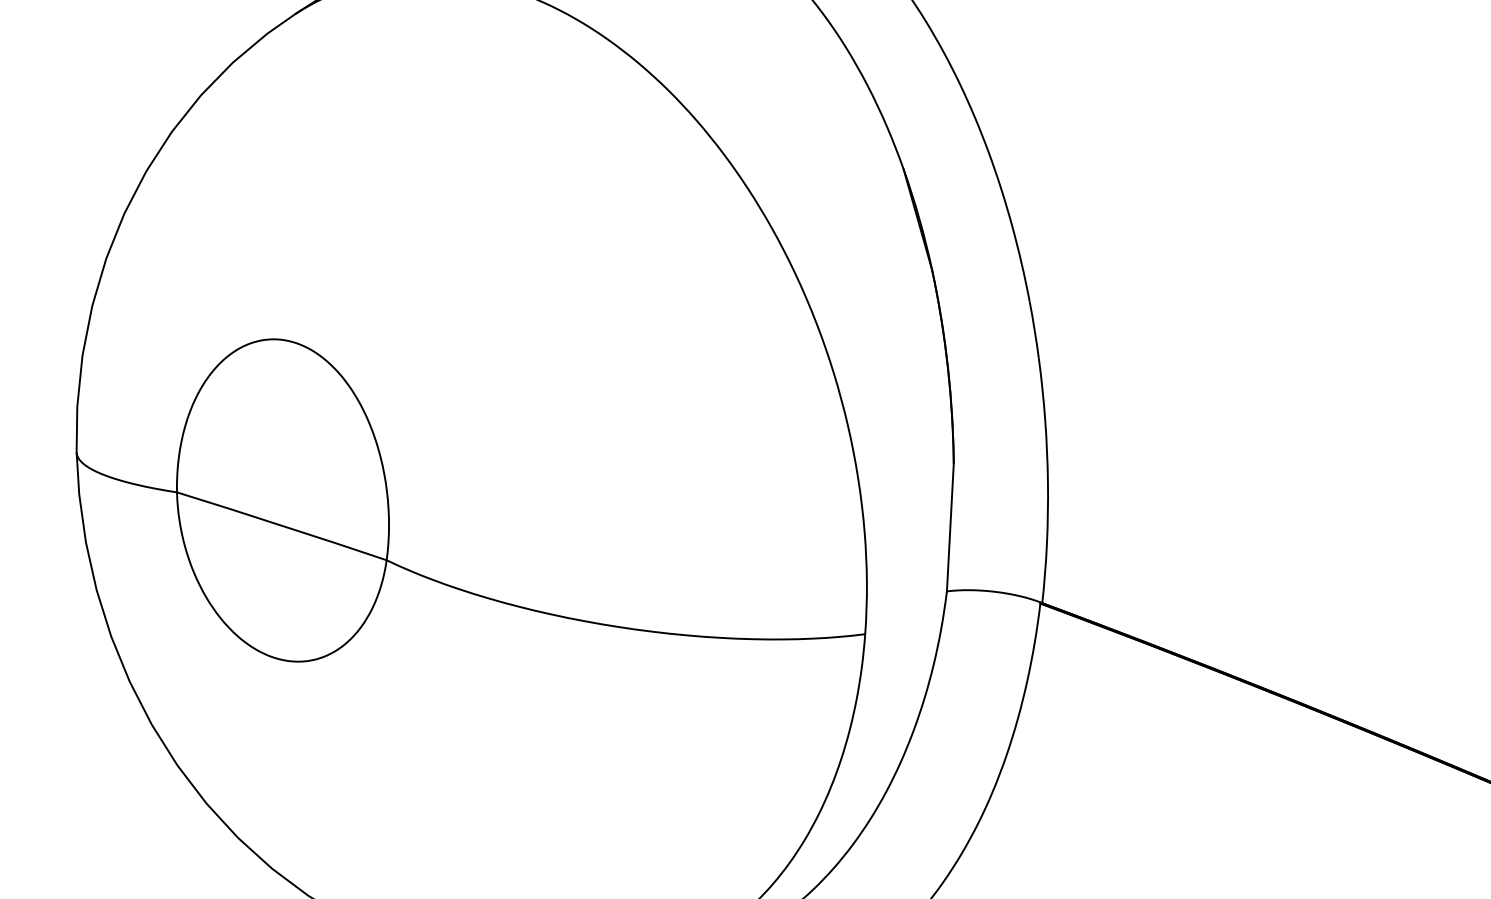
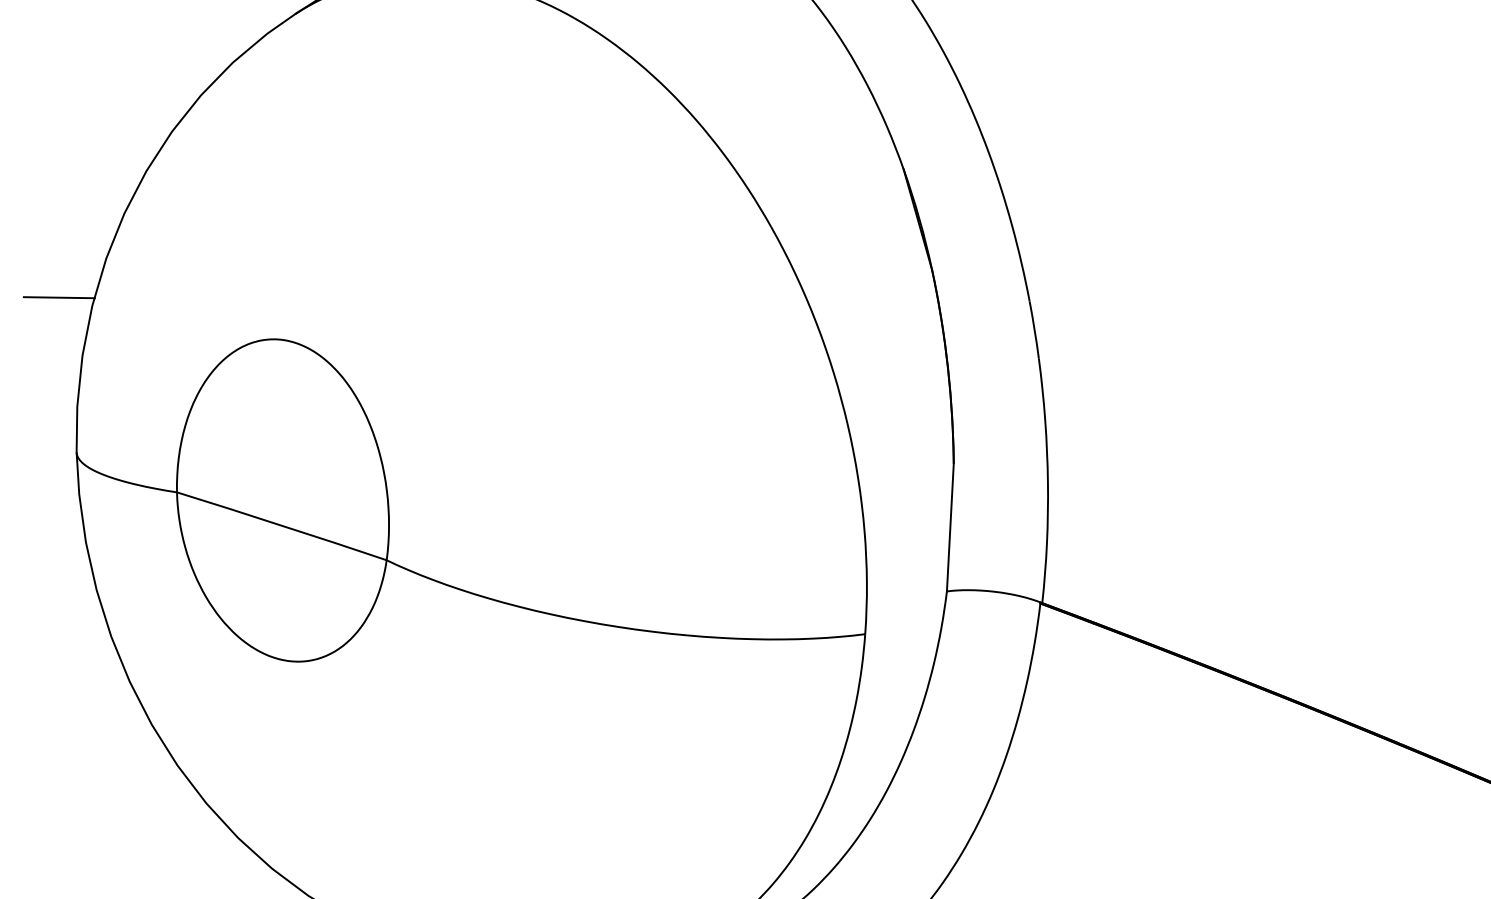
line: none -> present (58, 297)
